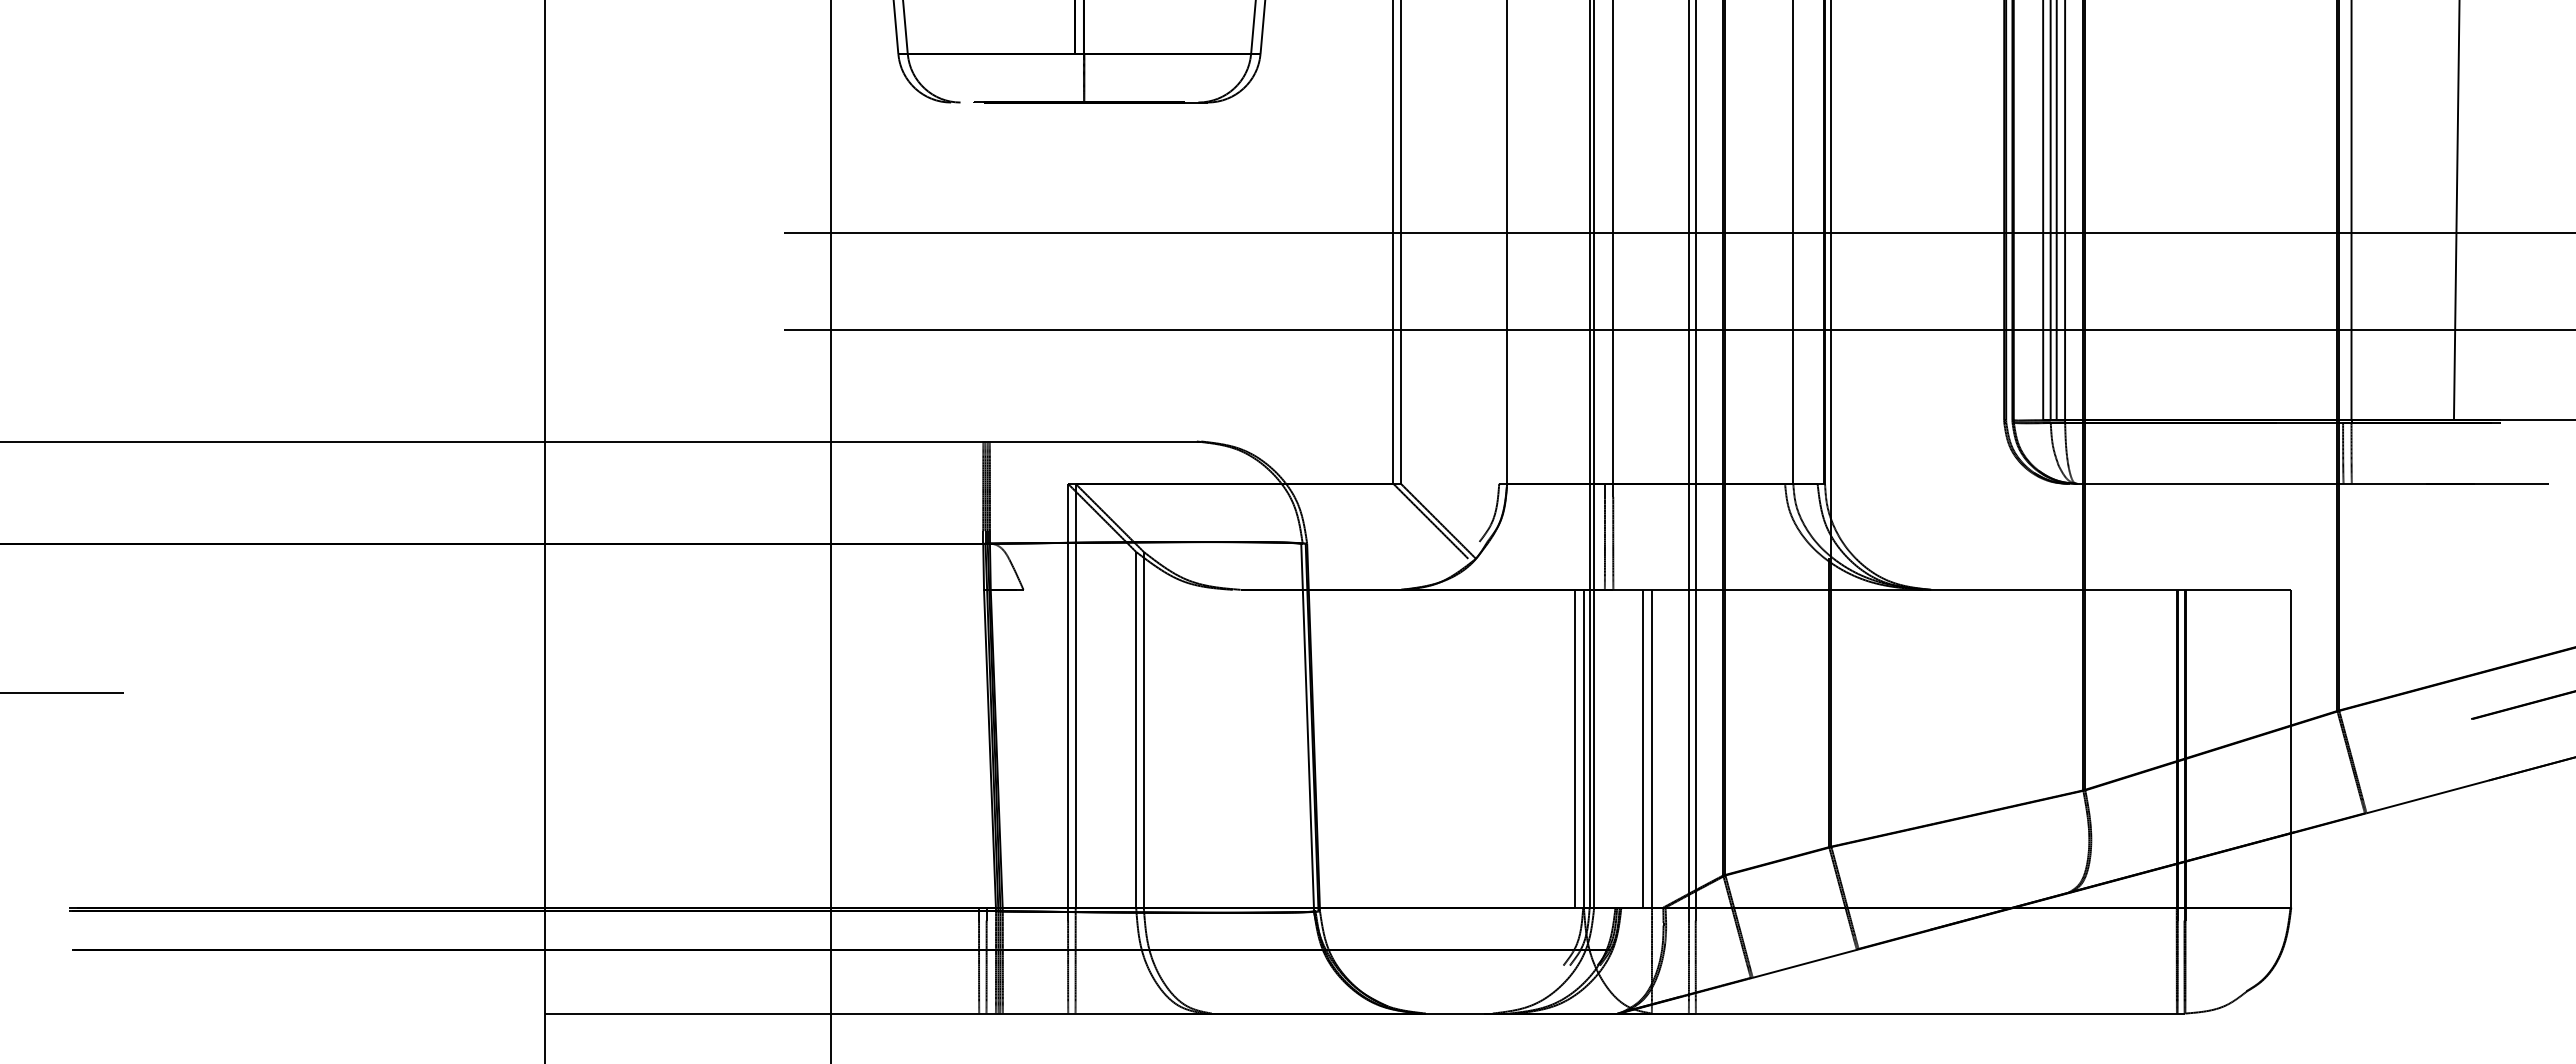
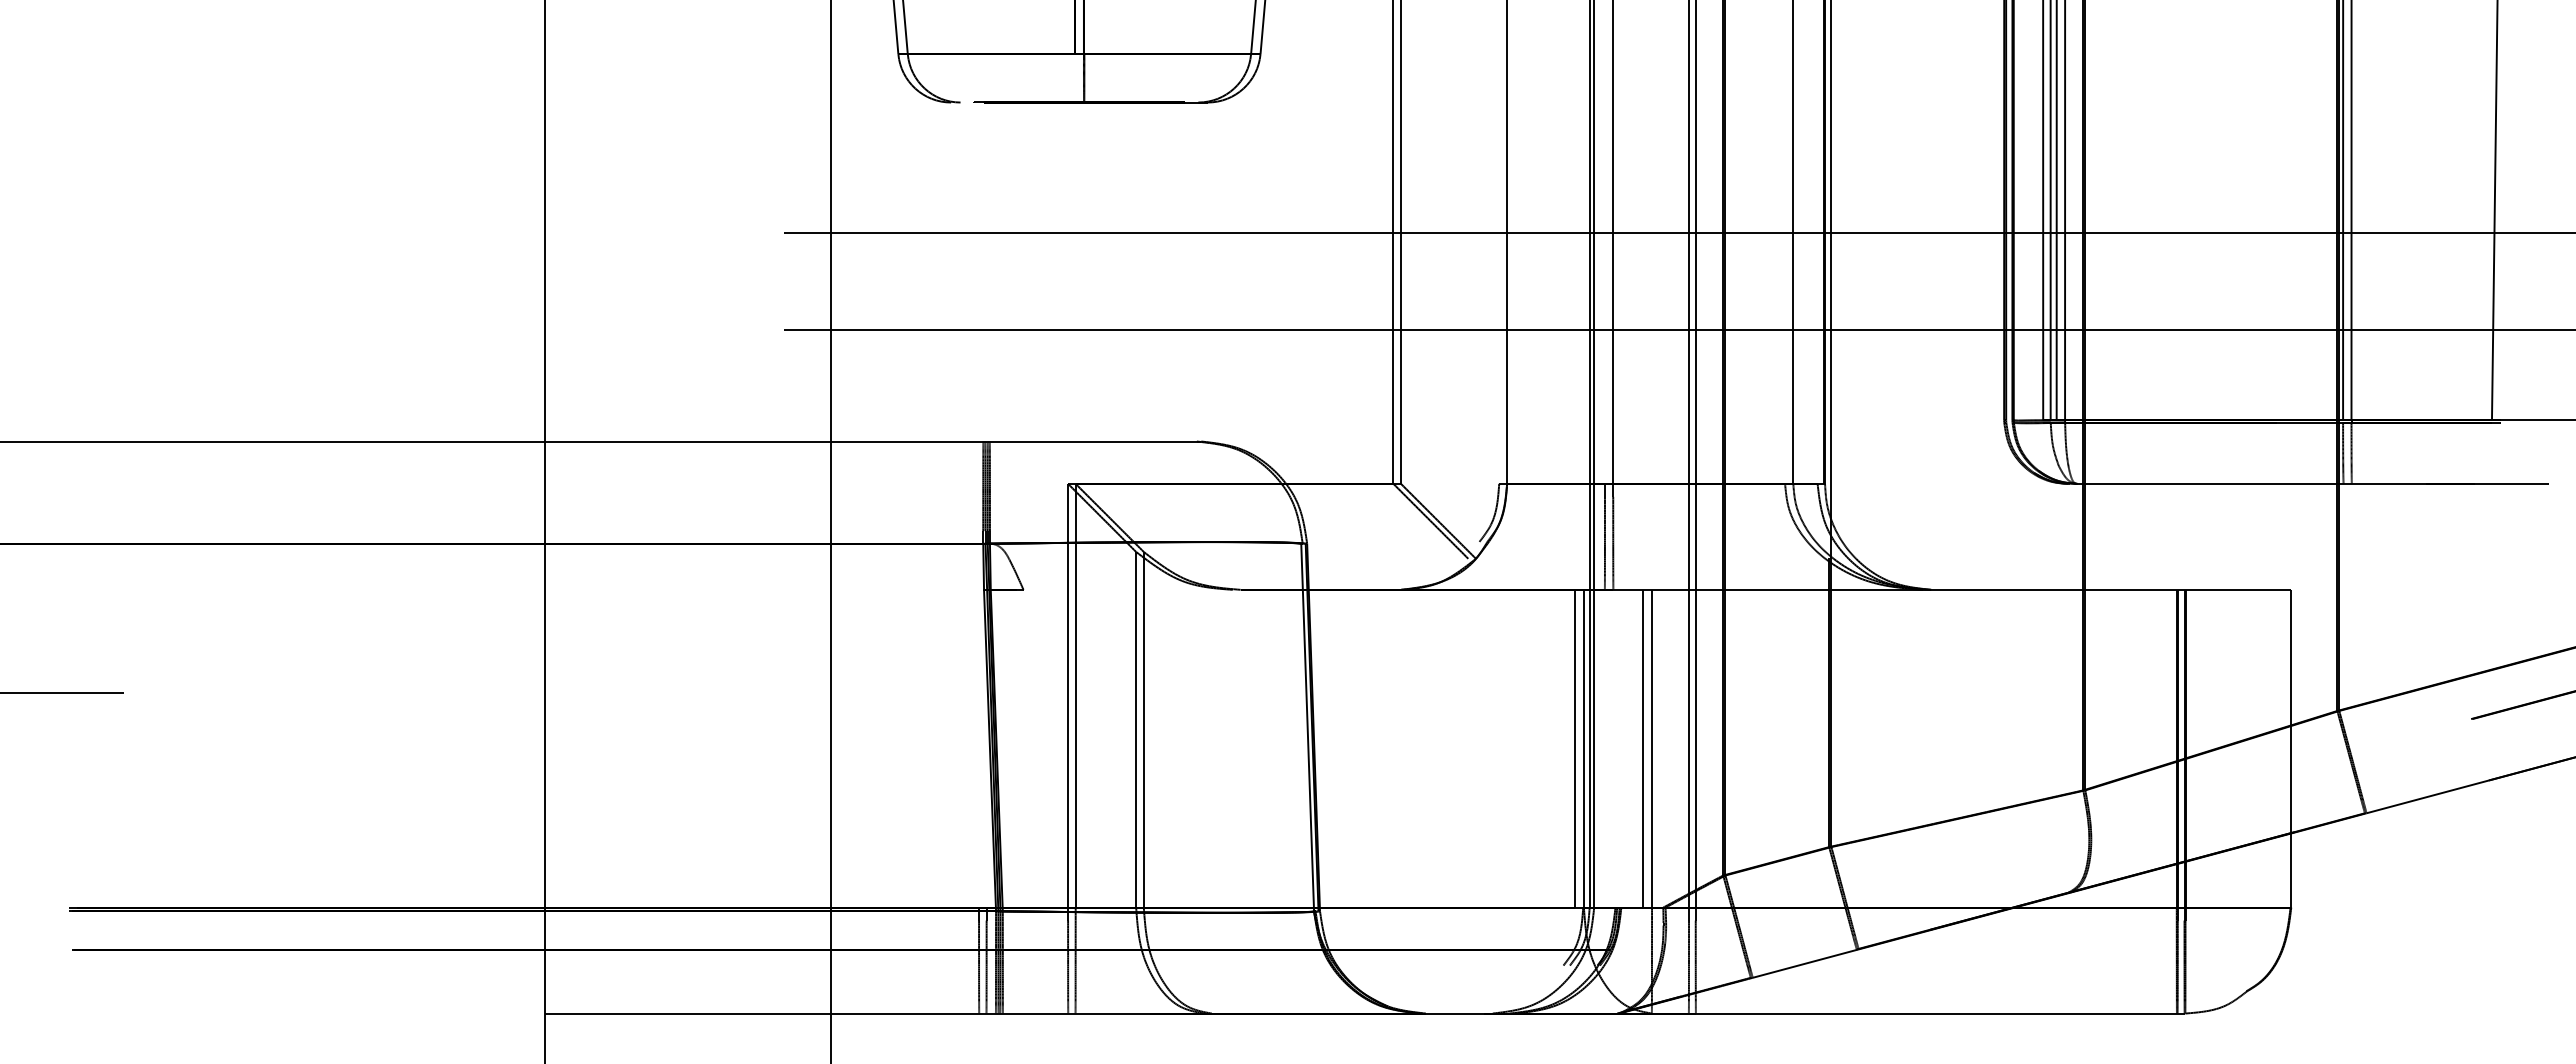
line position: (2456, 210) -> (2494, 211) (2494, 211)
line: none -> present (2343, 211)
